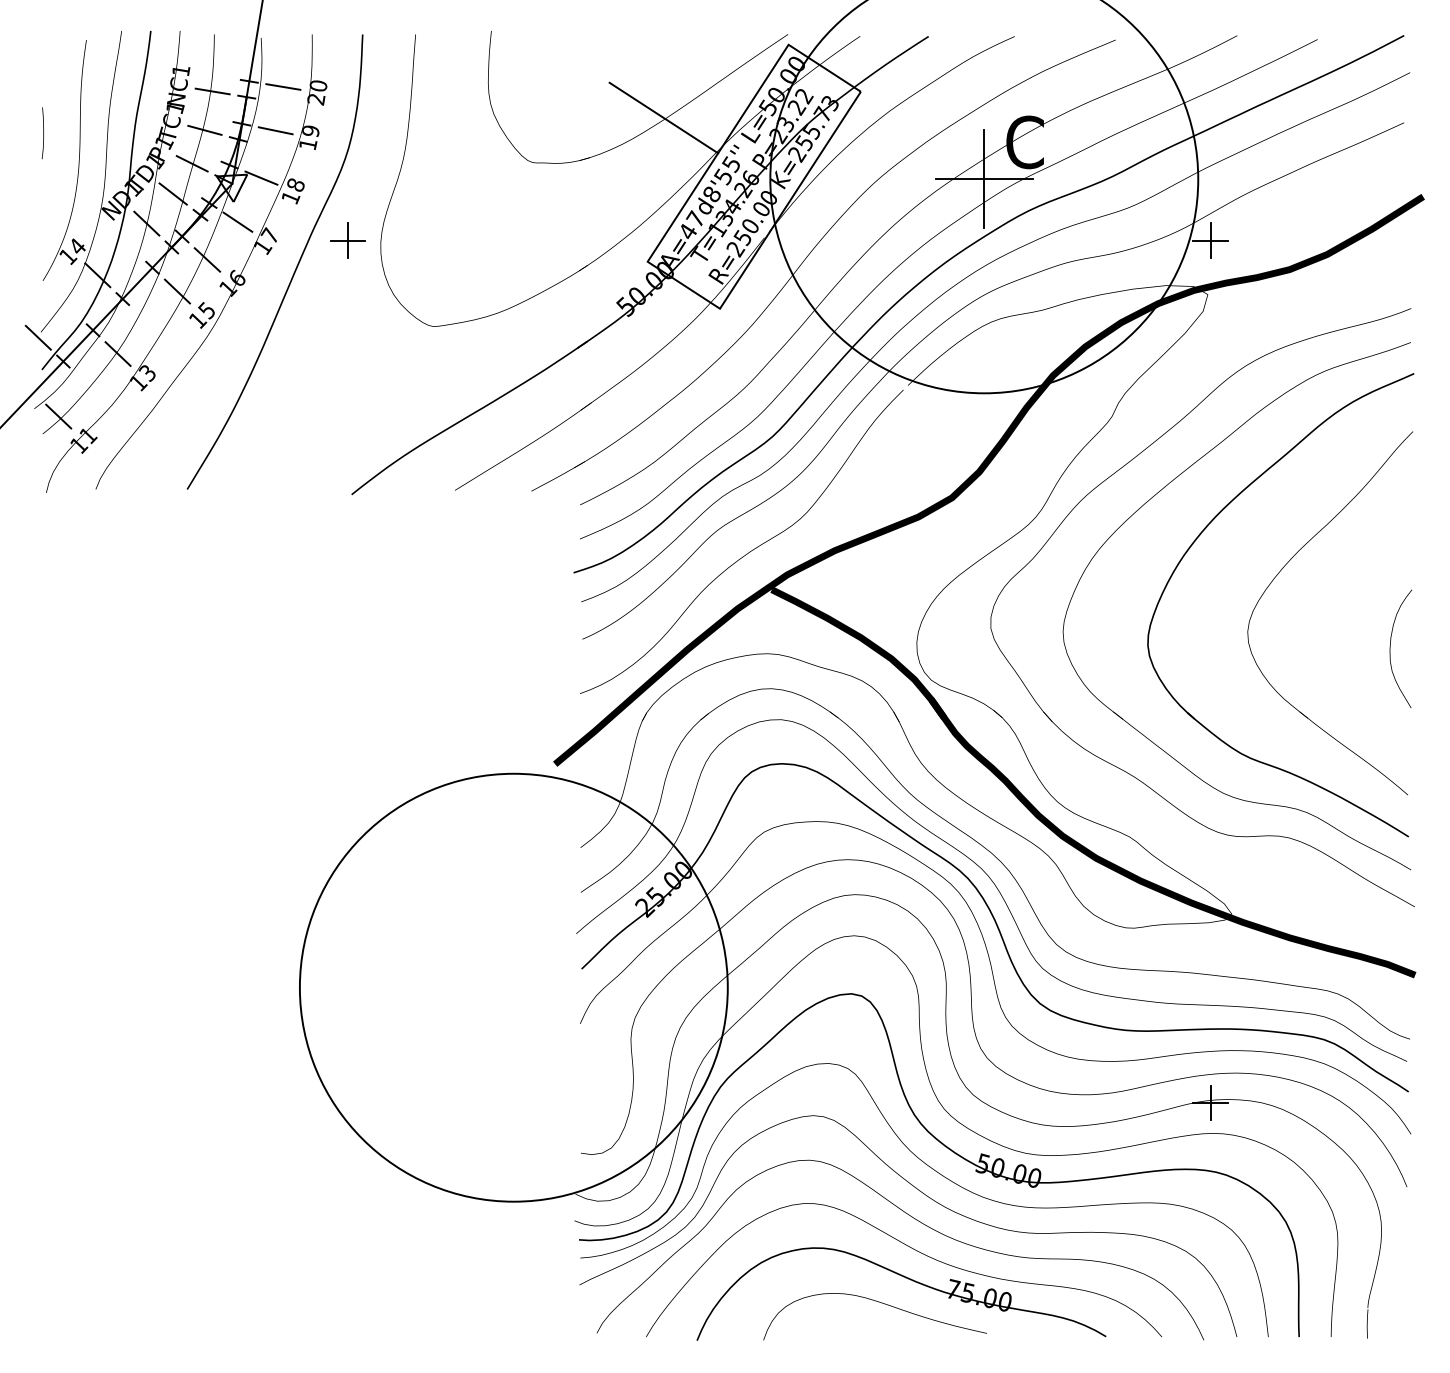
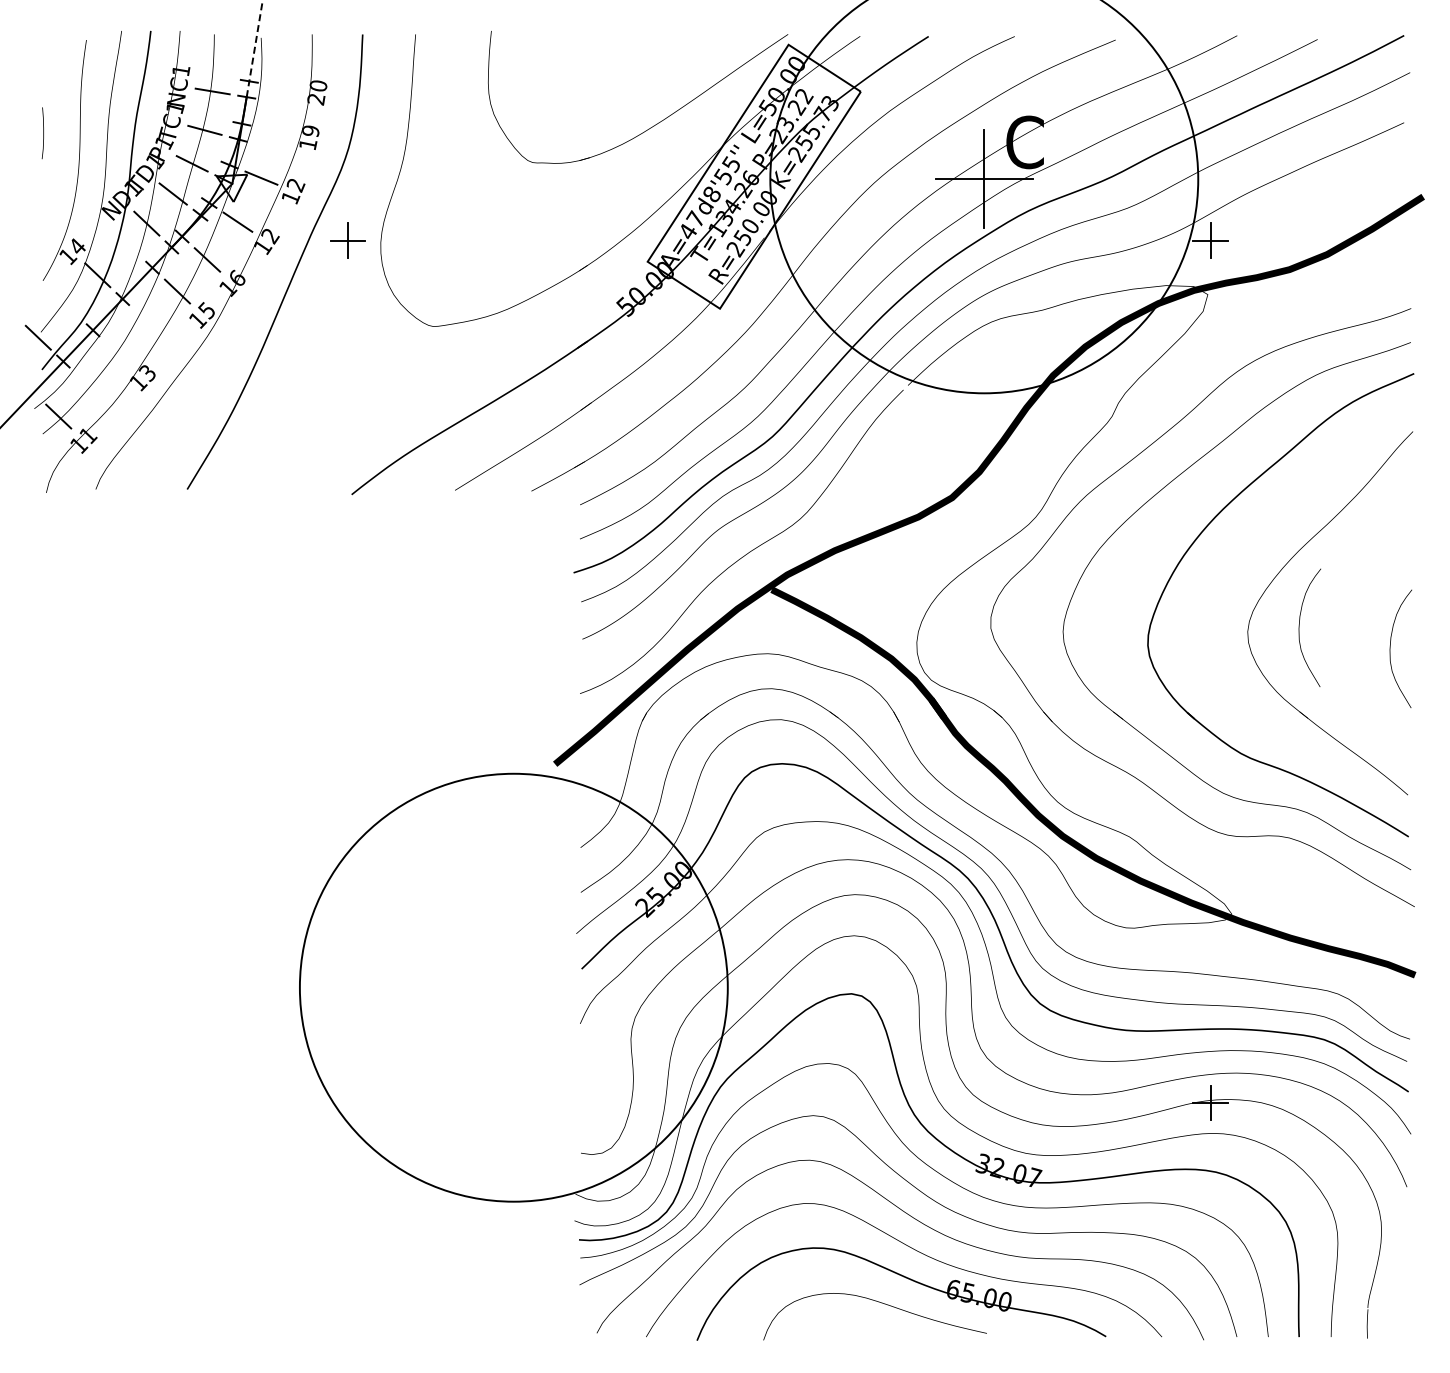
line: solid -> dashed (254, 48)
line: present -> none (283, 86)
line: present -> none (663, 117)
line: present -> none (275, 130)
text: 18 -> 12 (295, 185)
text: 17 -> 12 (269, 235)
line: present -> none (117, 353)
curve: none -> present (1299, 627)
text: 50.00 -> 32.07 (1010, 1170)
text: 75.00 -> 65.00 (953, 1289)
